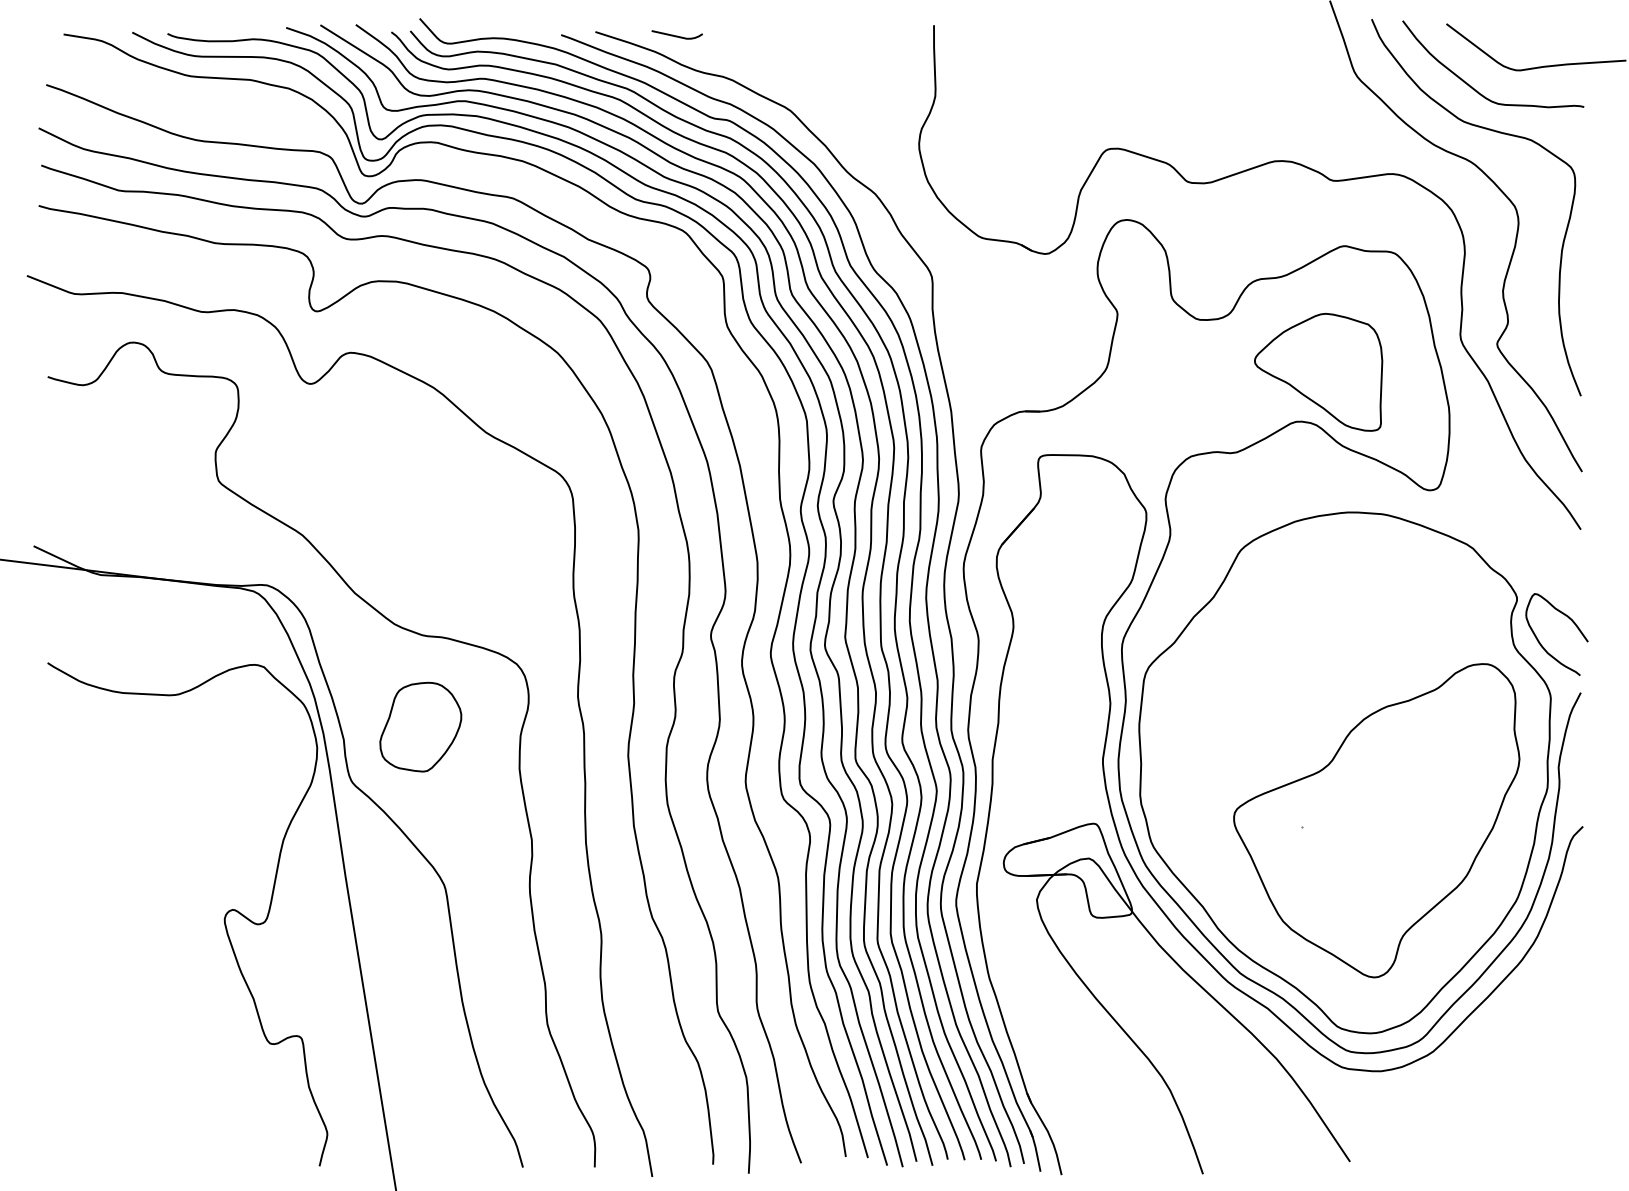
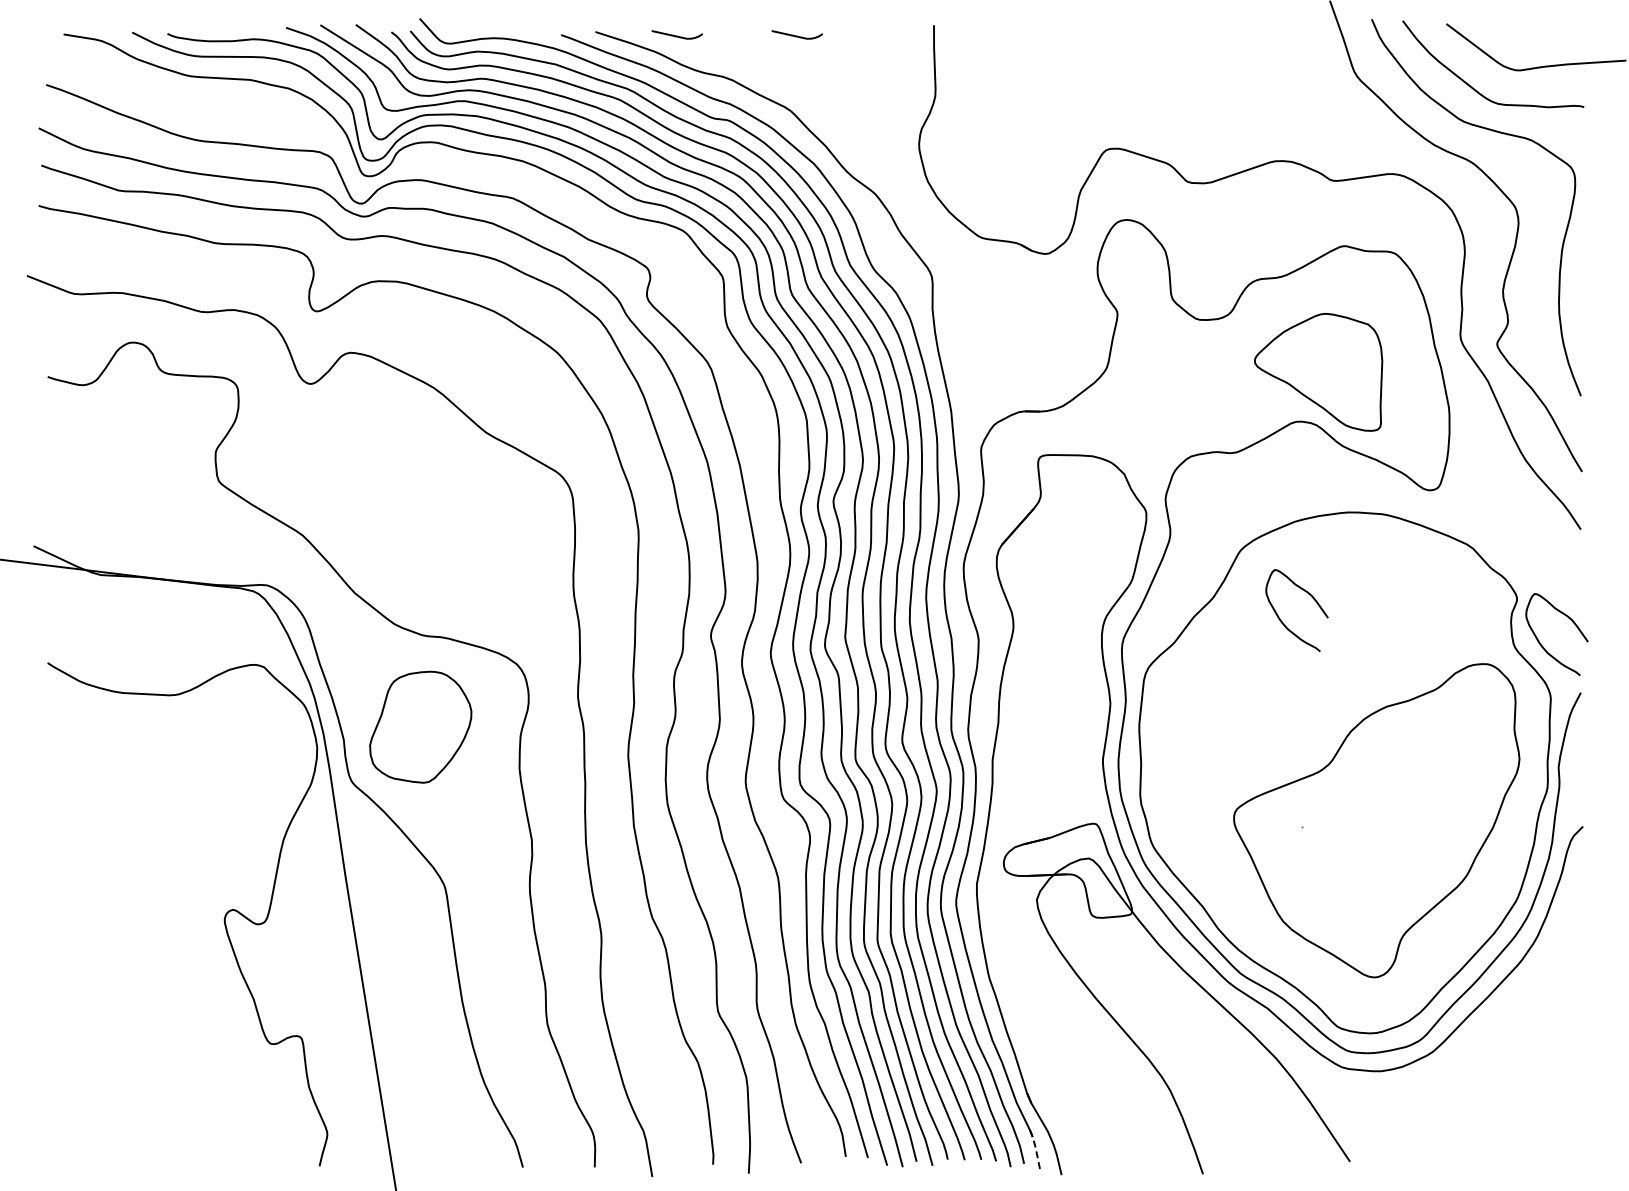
curve: none -> present (796, 35)
curve: none -> present (1283, 622)
part size: 84x92 px -> 104x114 px (420, 726)
line: solid -> dashed (1036, 1149)
